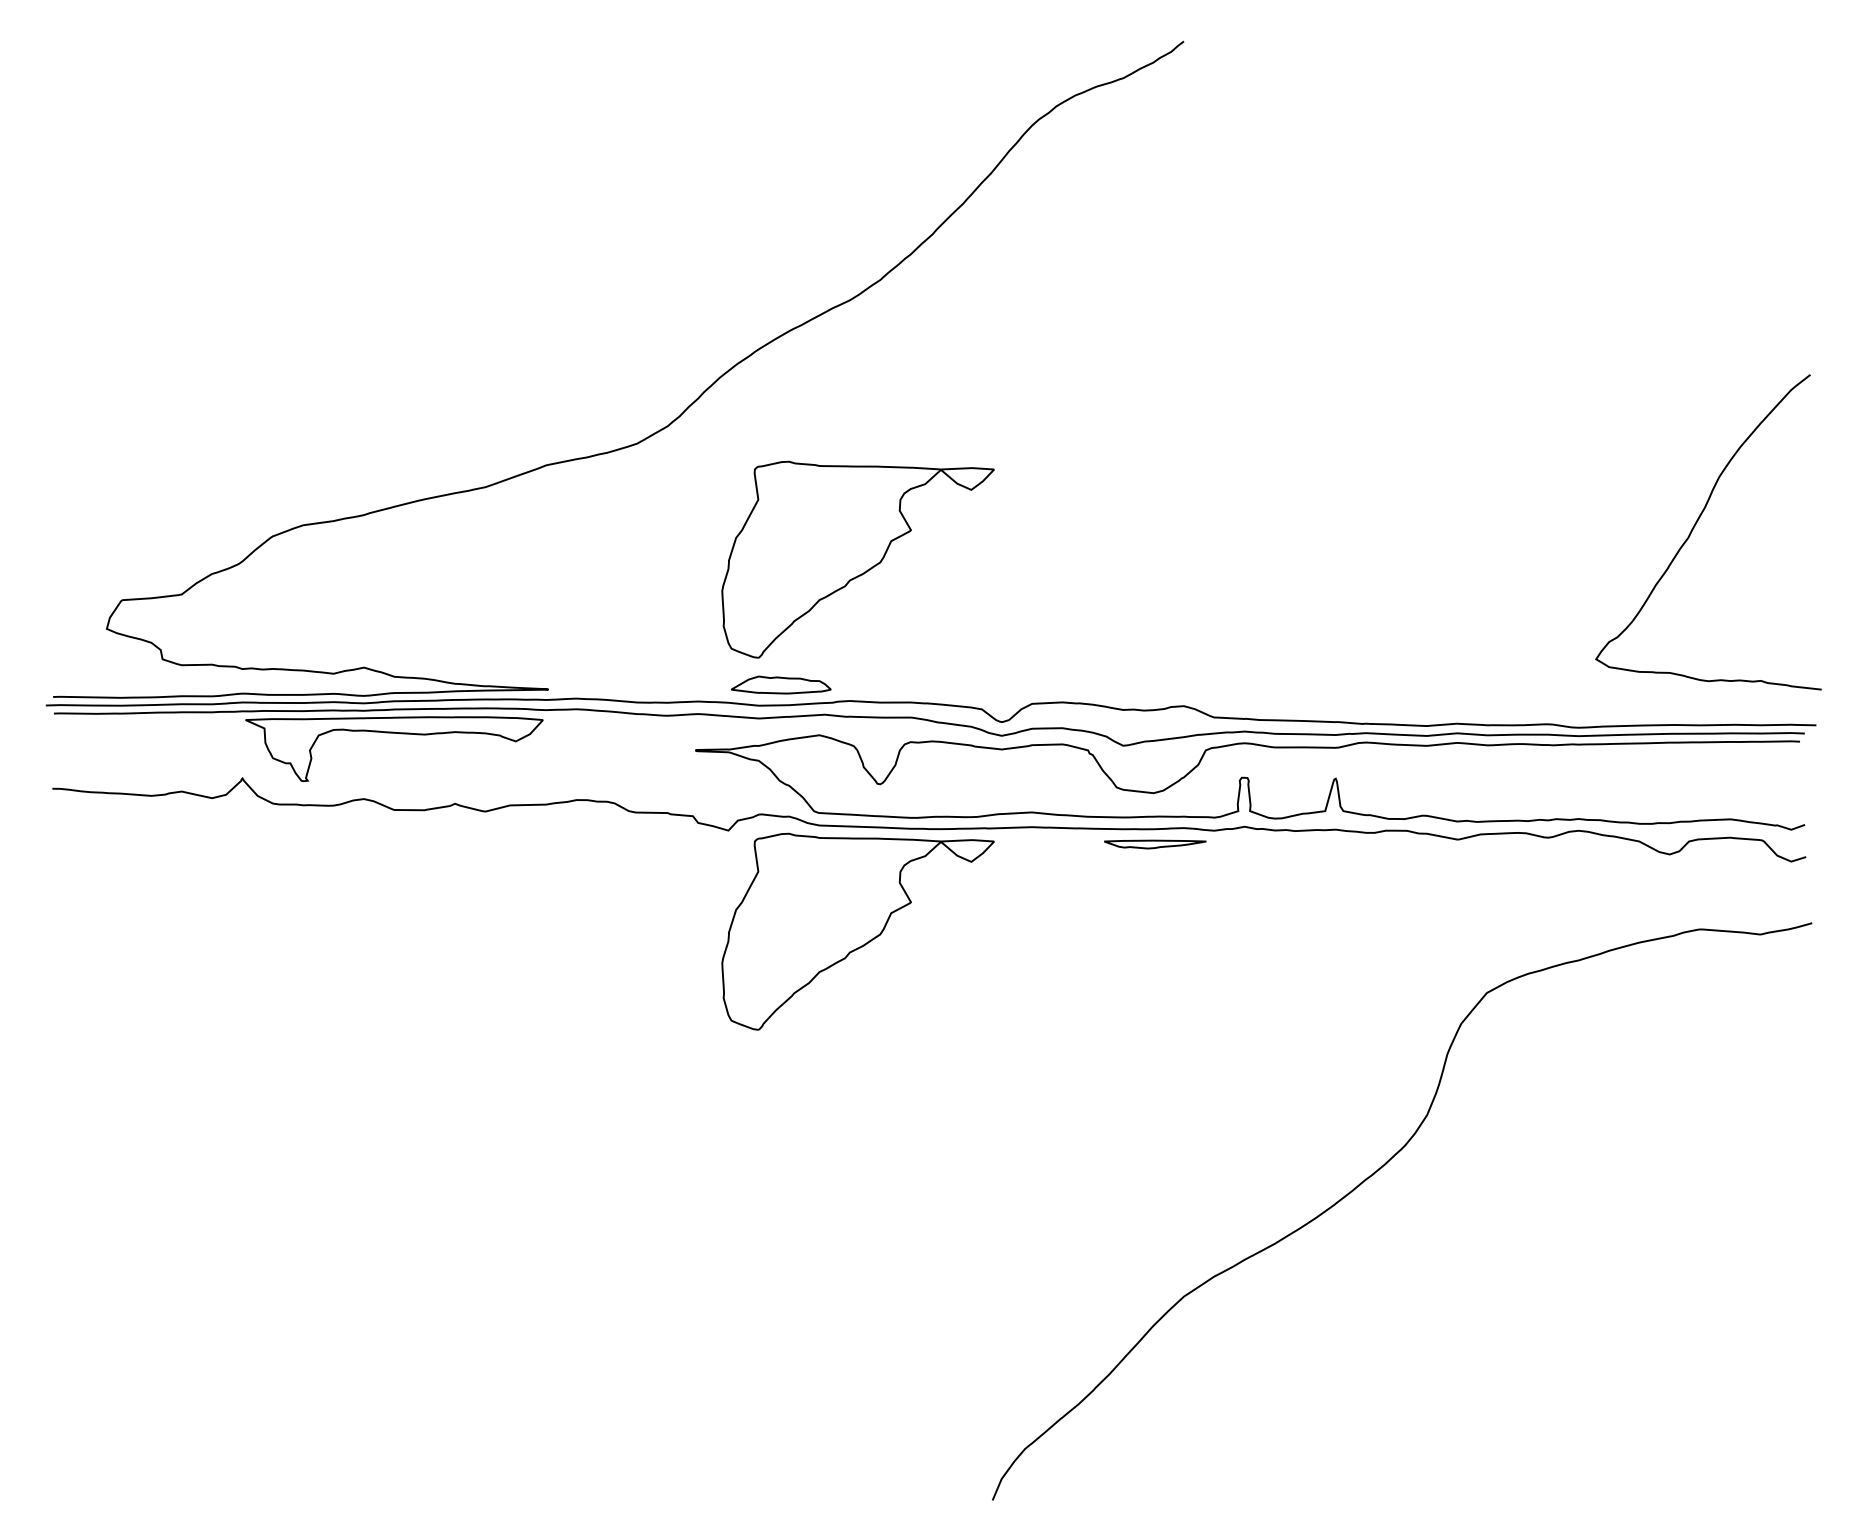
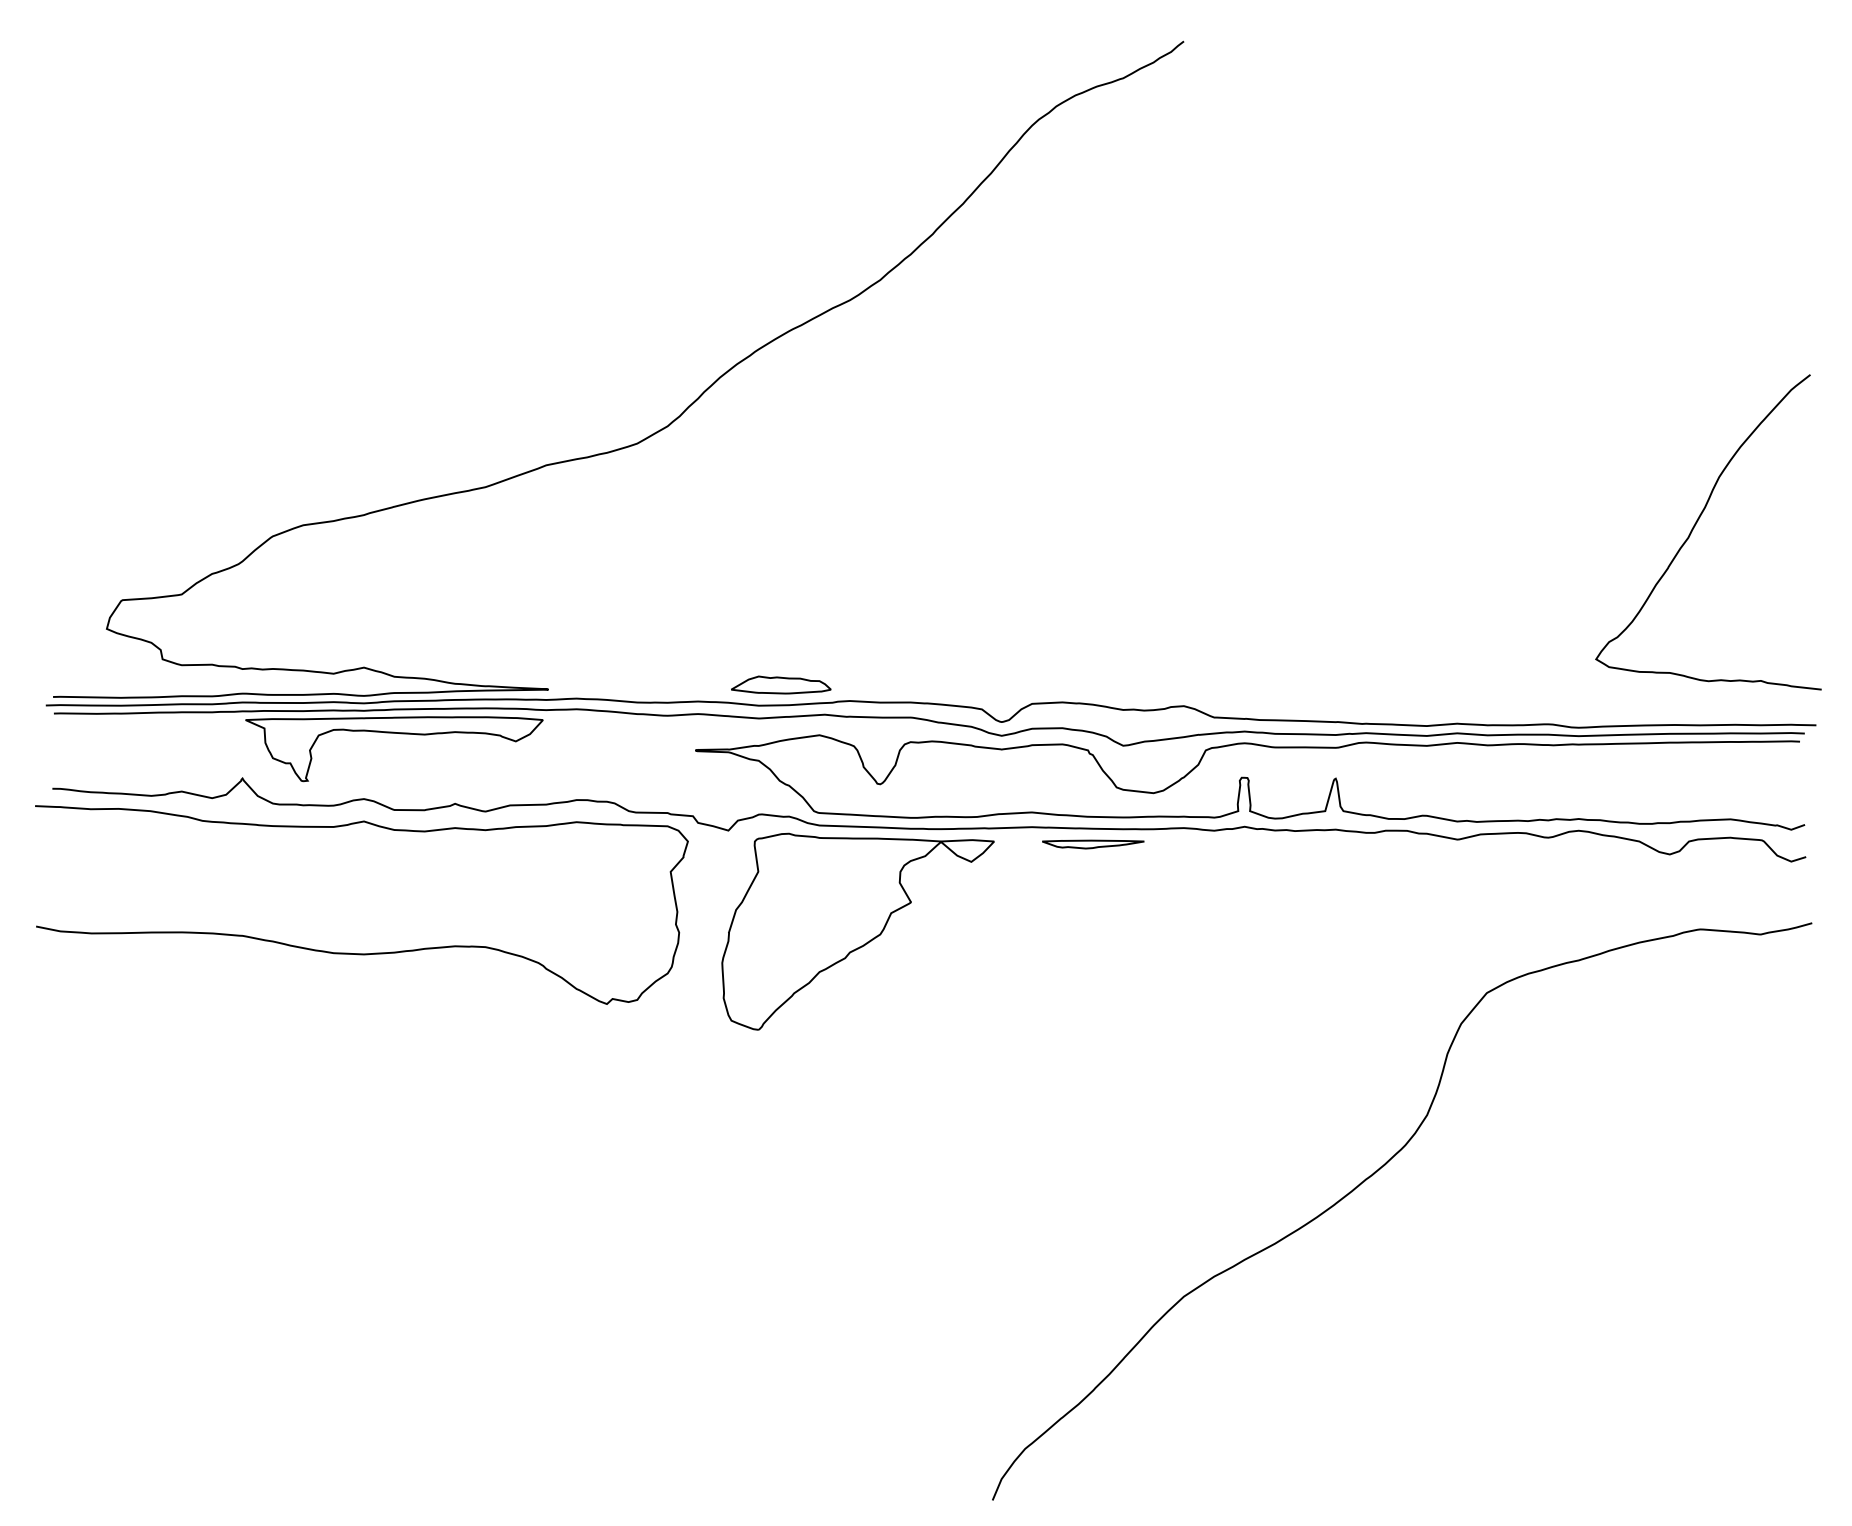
part: present -> none (857, 559)
part position: (1155, 844) -> (1093, 844) (1093, 844)
curve: none -> present (361, 953)
